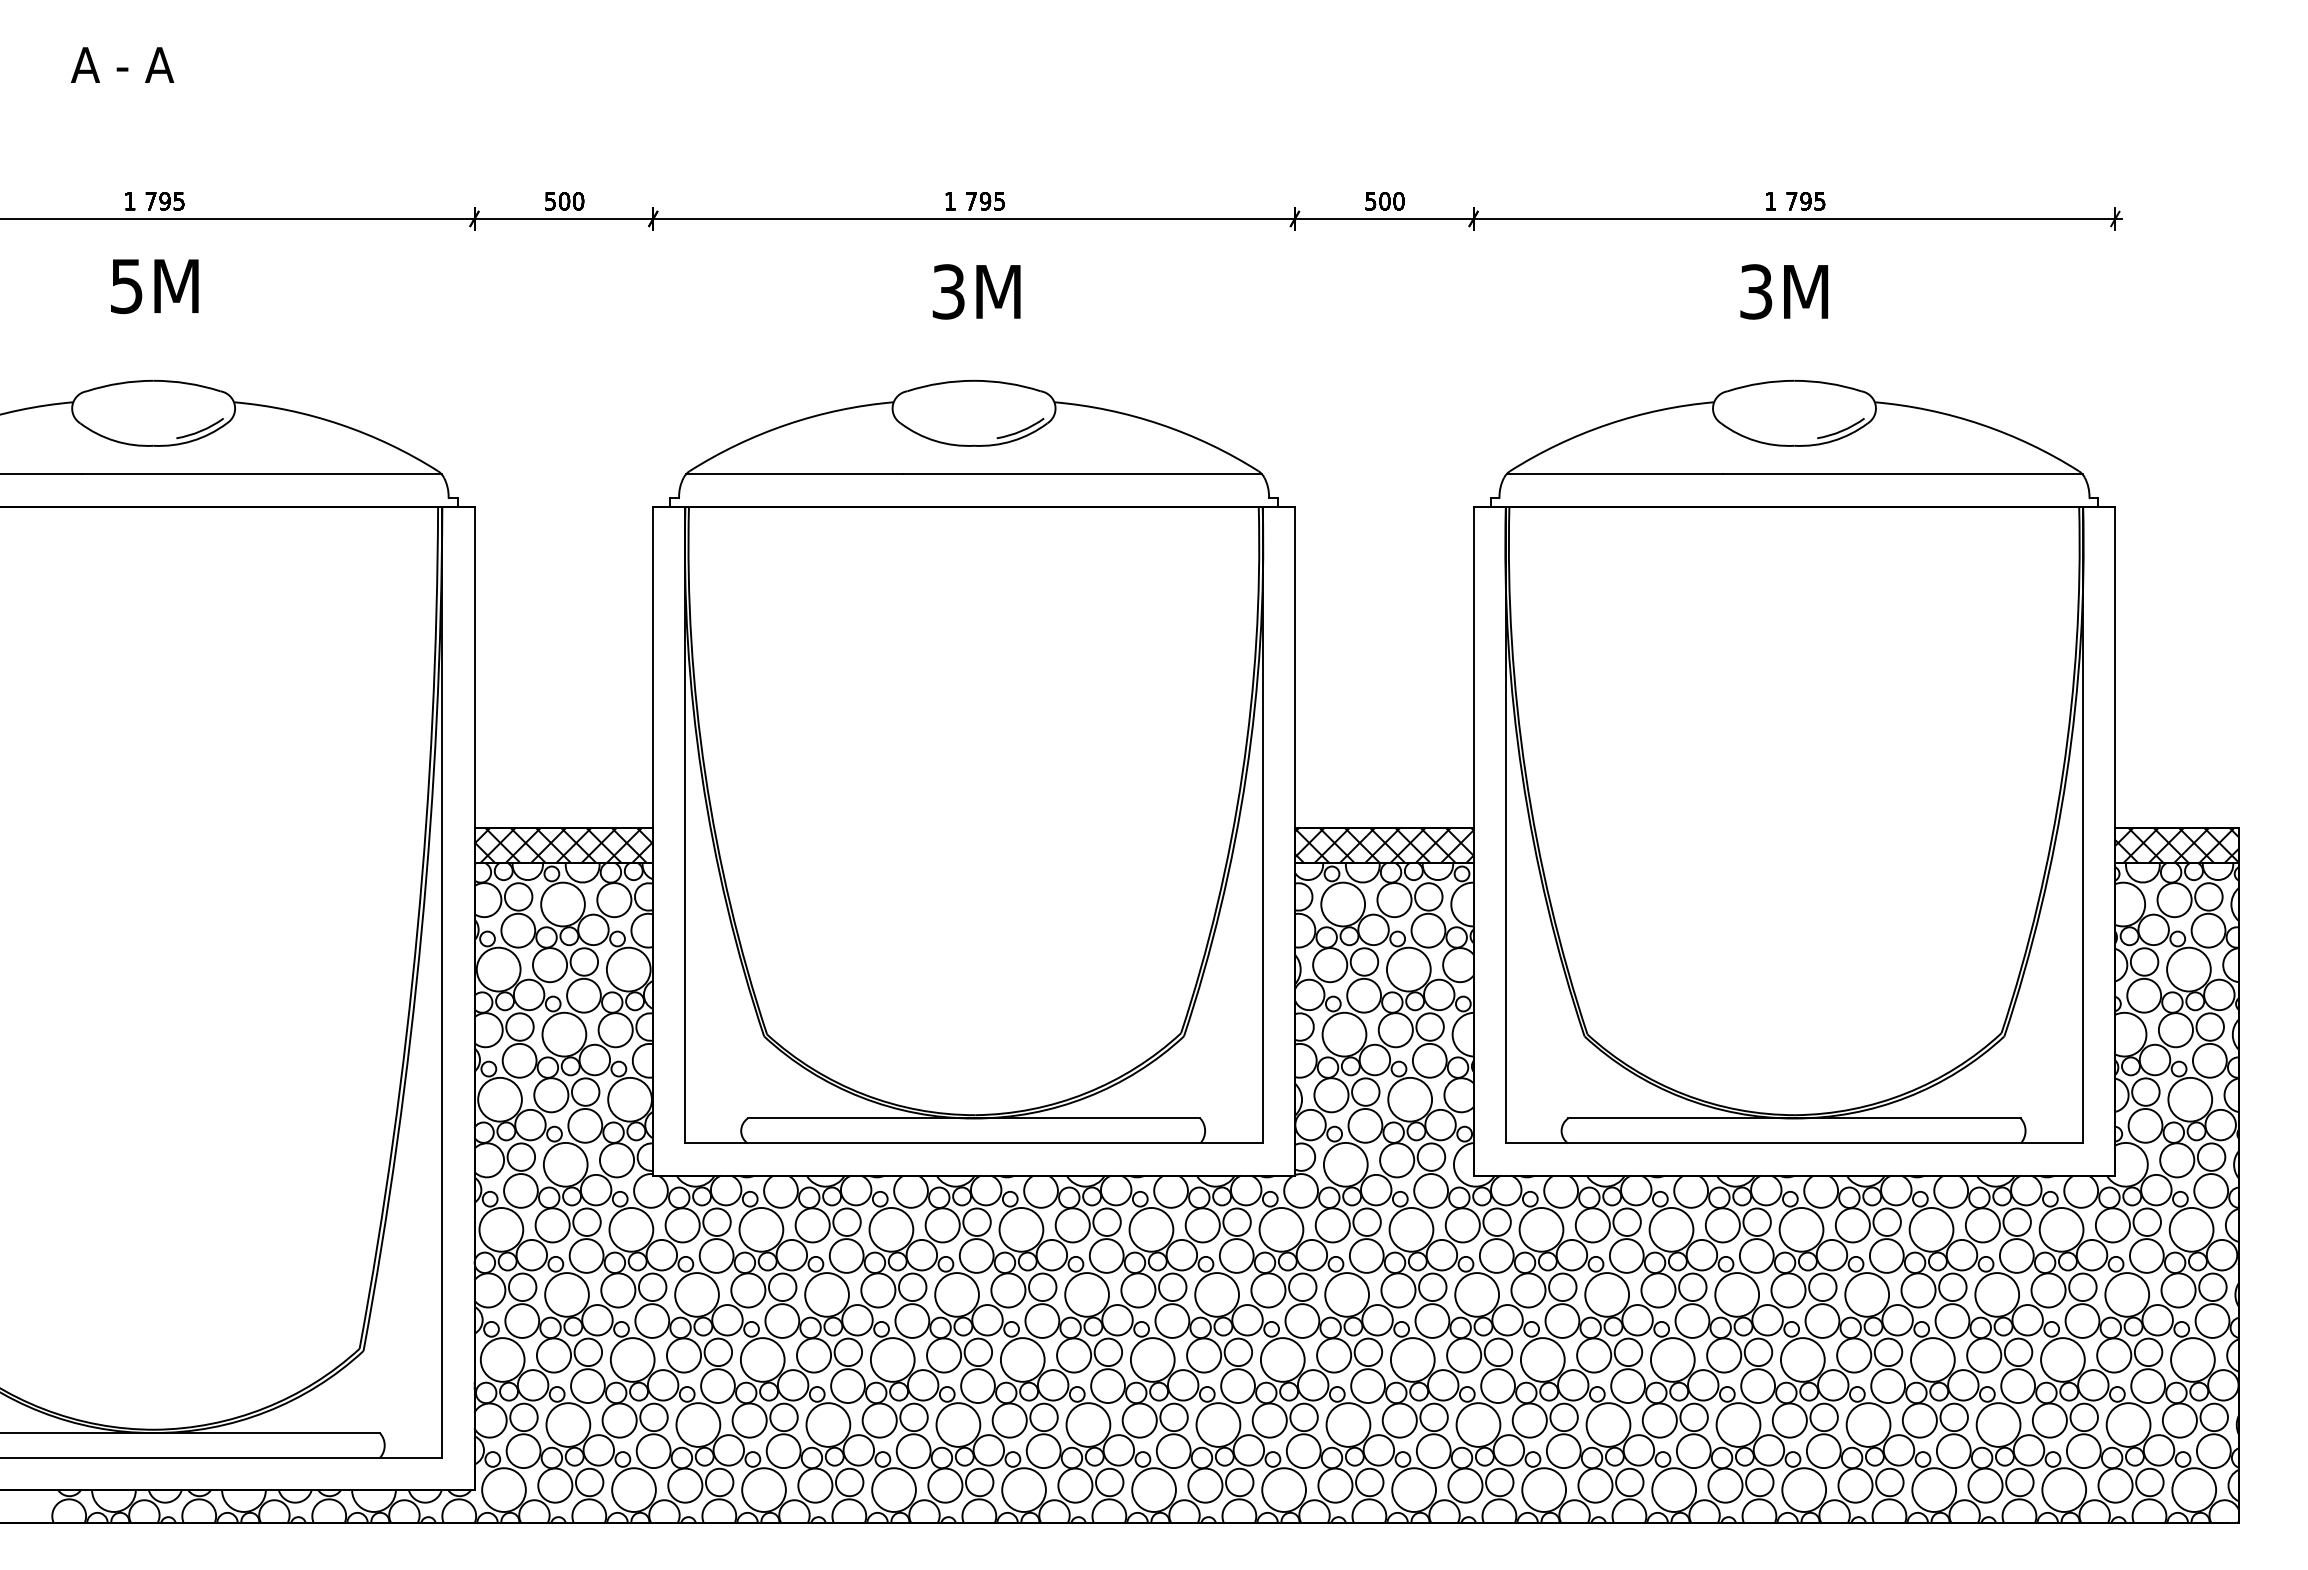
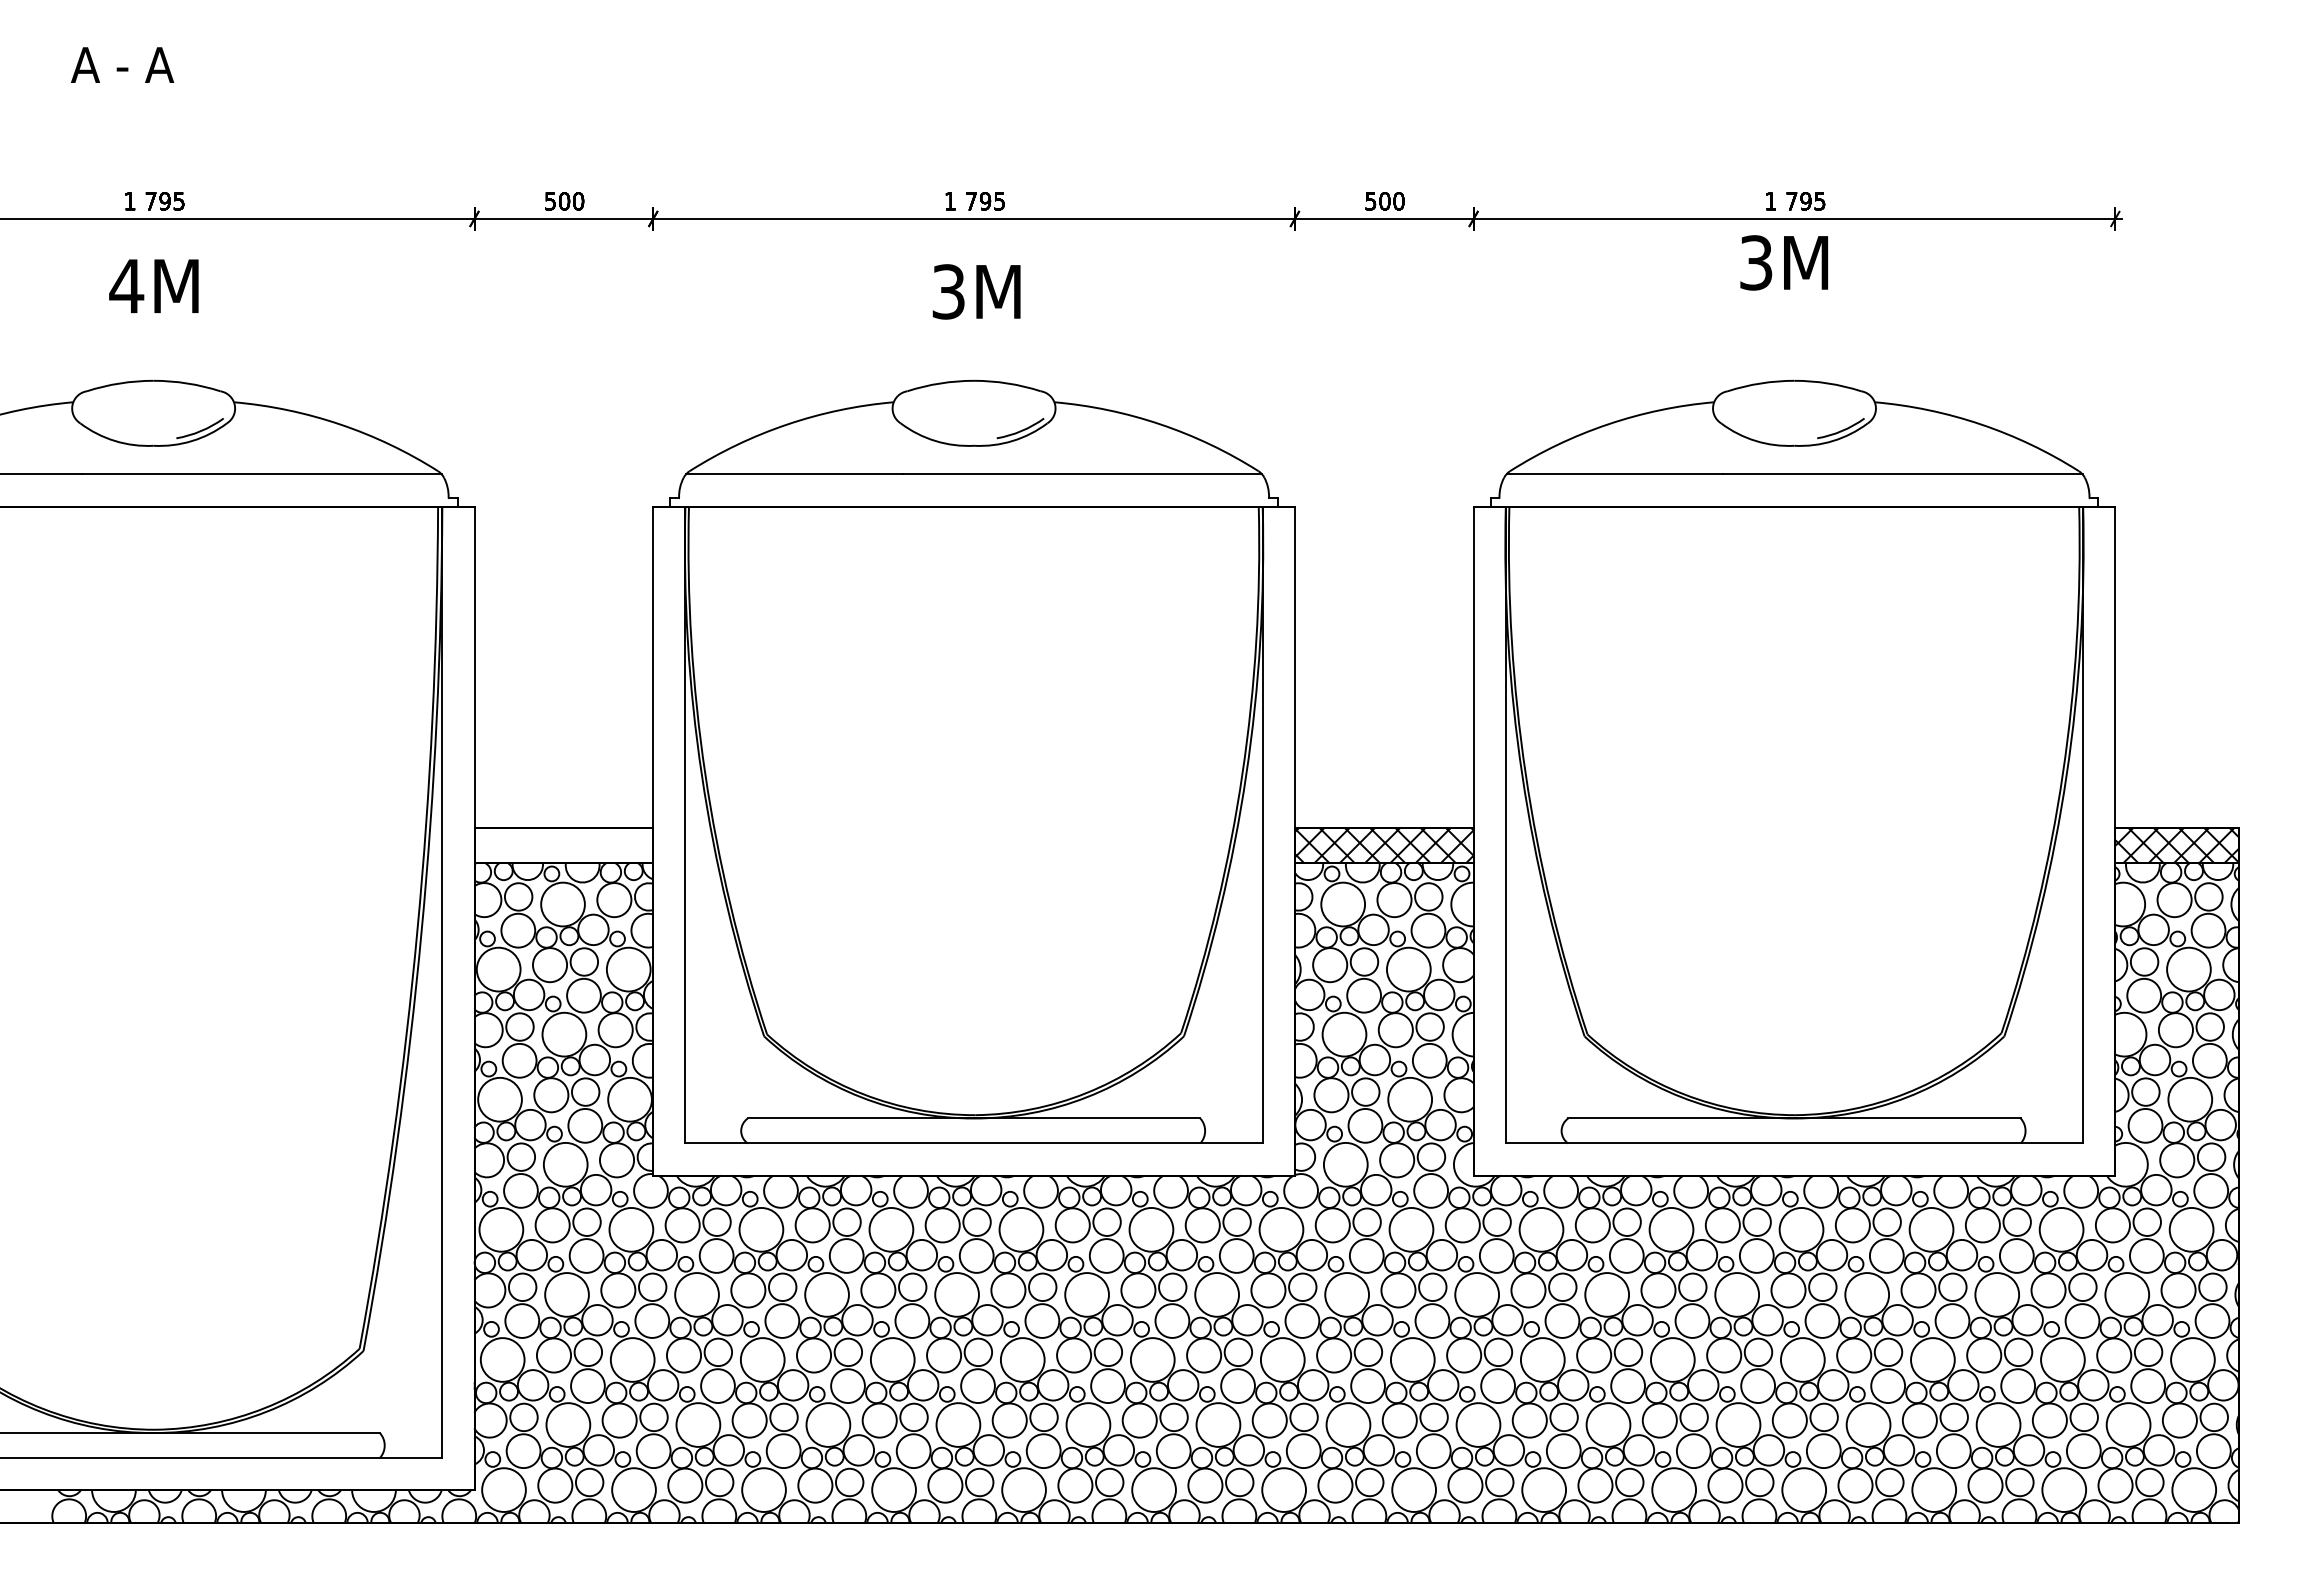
text: 5M -> 4M (126, 286)
text position: (1783, 291) -> (1783, 262) (1783, 262)
hatch: present -> none (563, 845)
